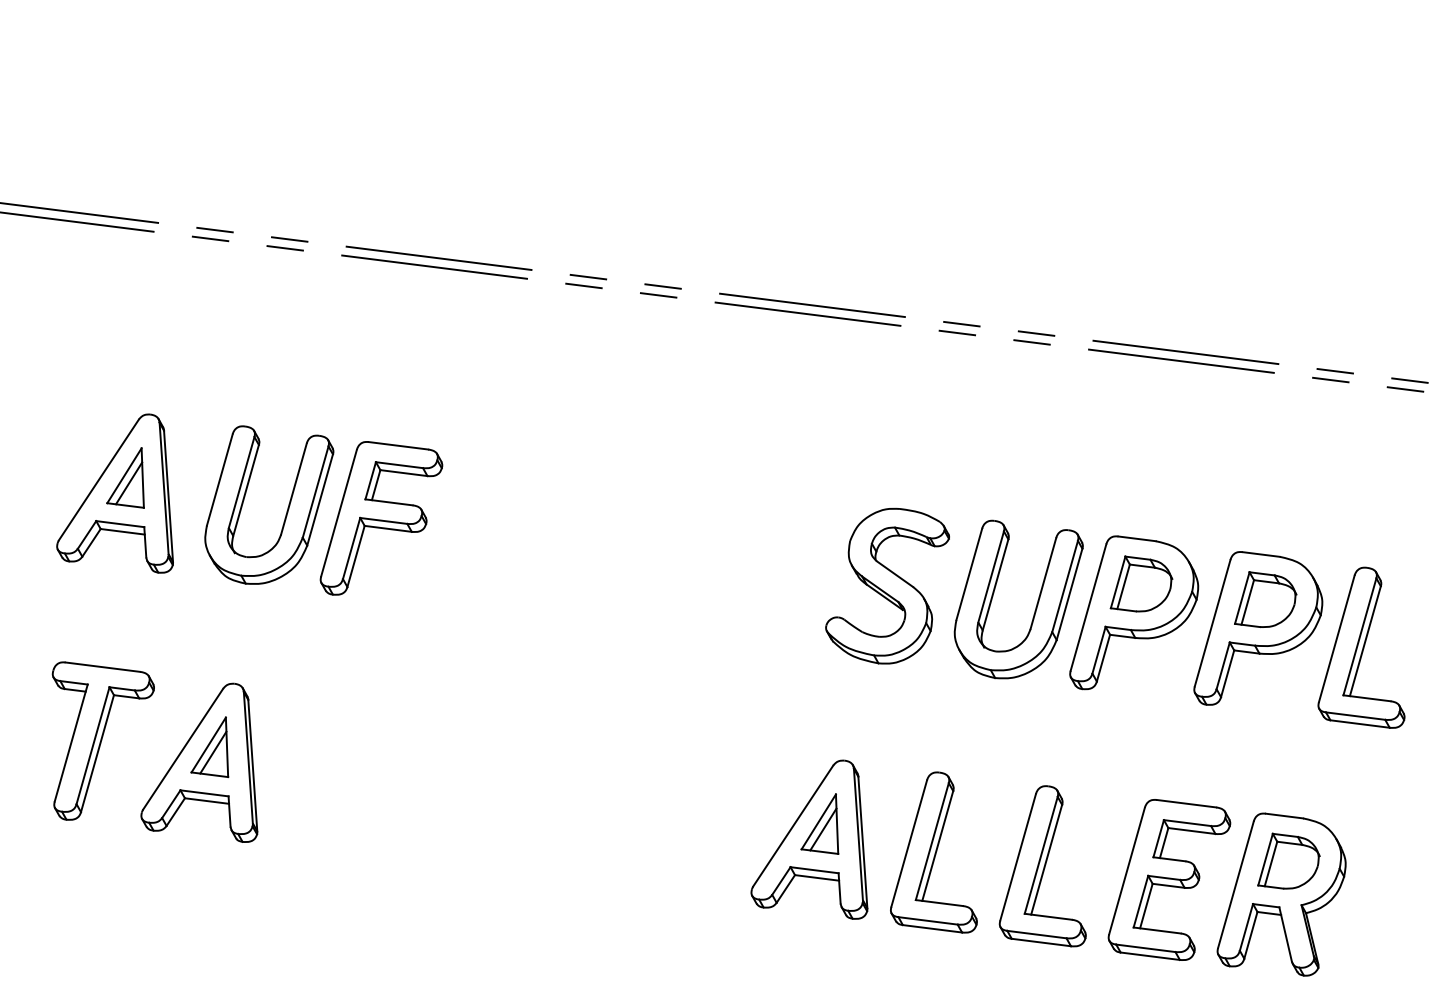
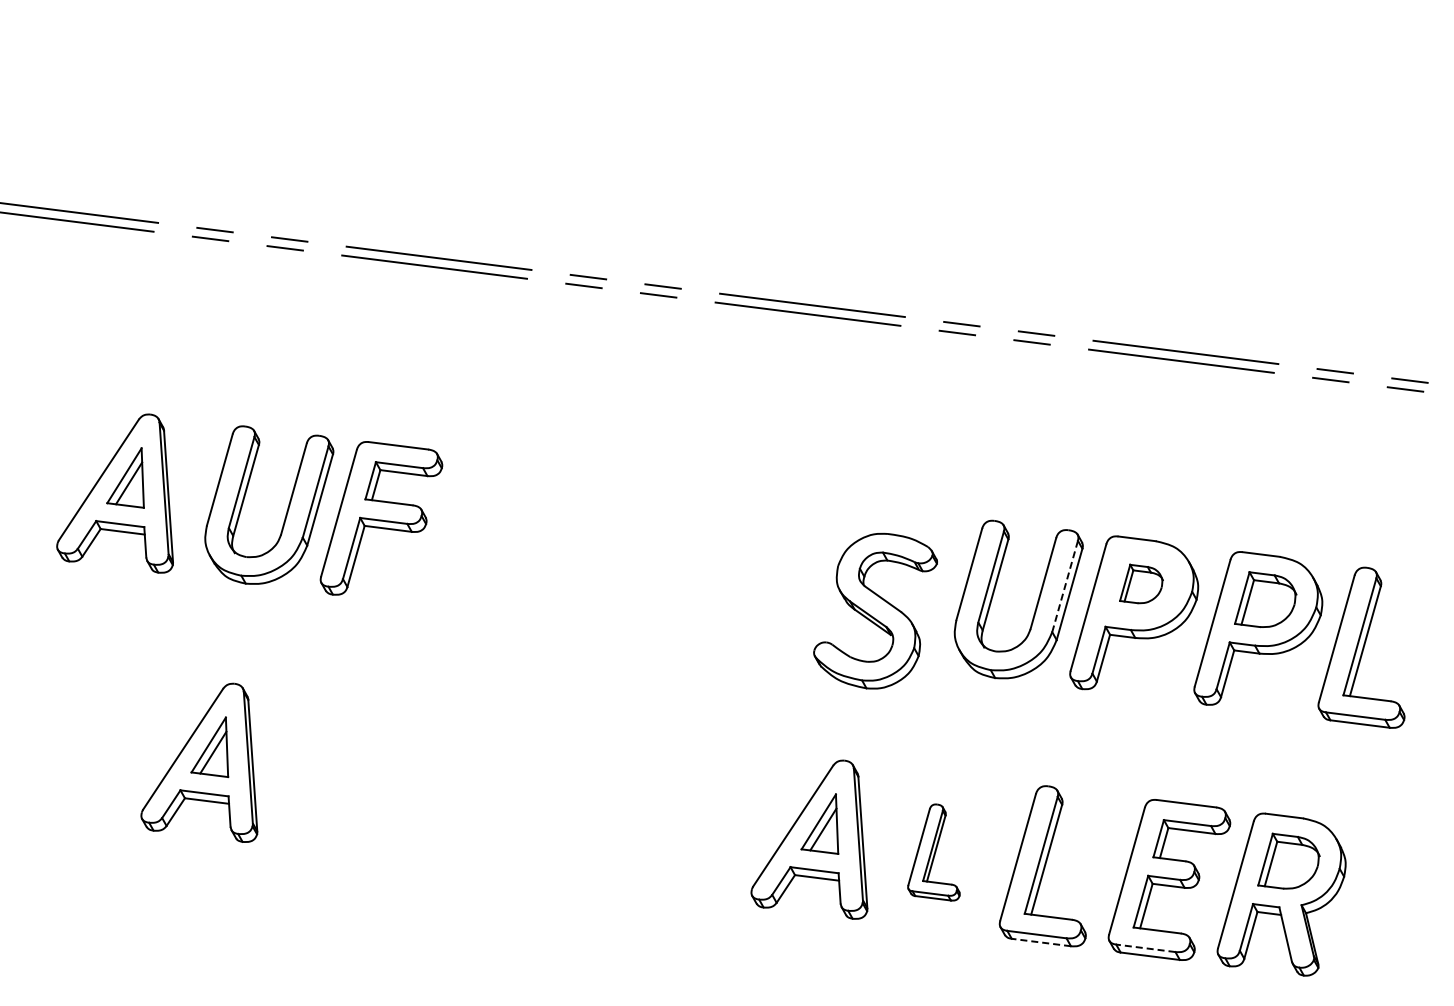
part size: 65x58 px -> 45x42 px (1141, 583)
part position: (887, 585) -> (875, 610) (875, 610)
line: solid -> dashed (1064, 586)
part: present -> none (102, 740)
part size: 88x163 px -> 54x99 px (933, 852)
line: solid -> dashed (1041, 942)
line: solid -> dashed (1145, 948)
